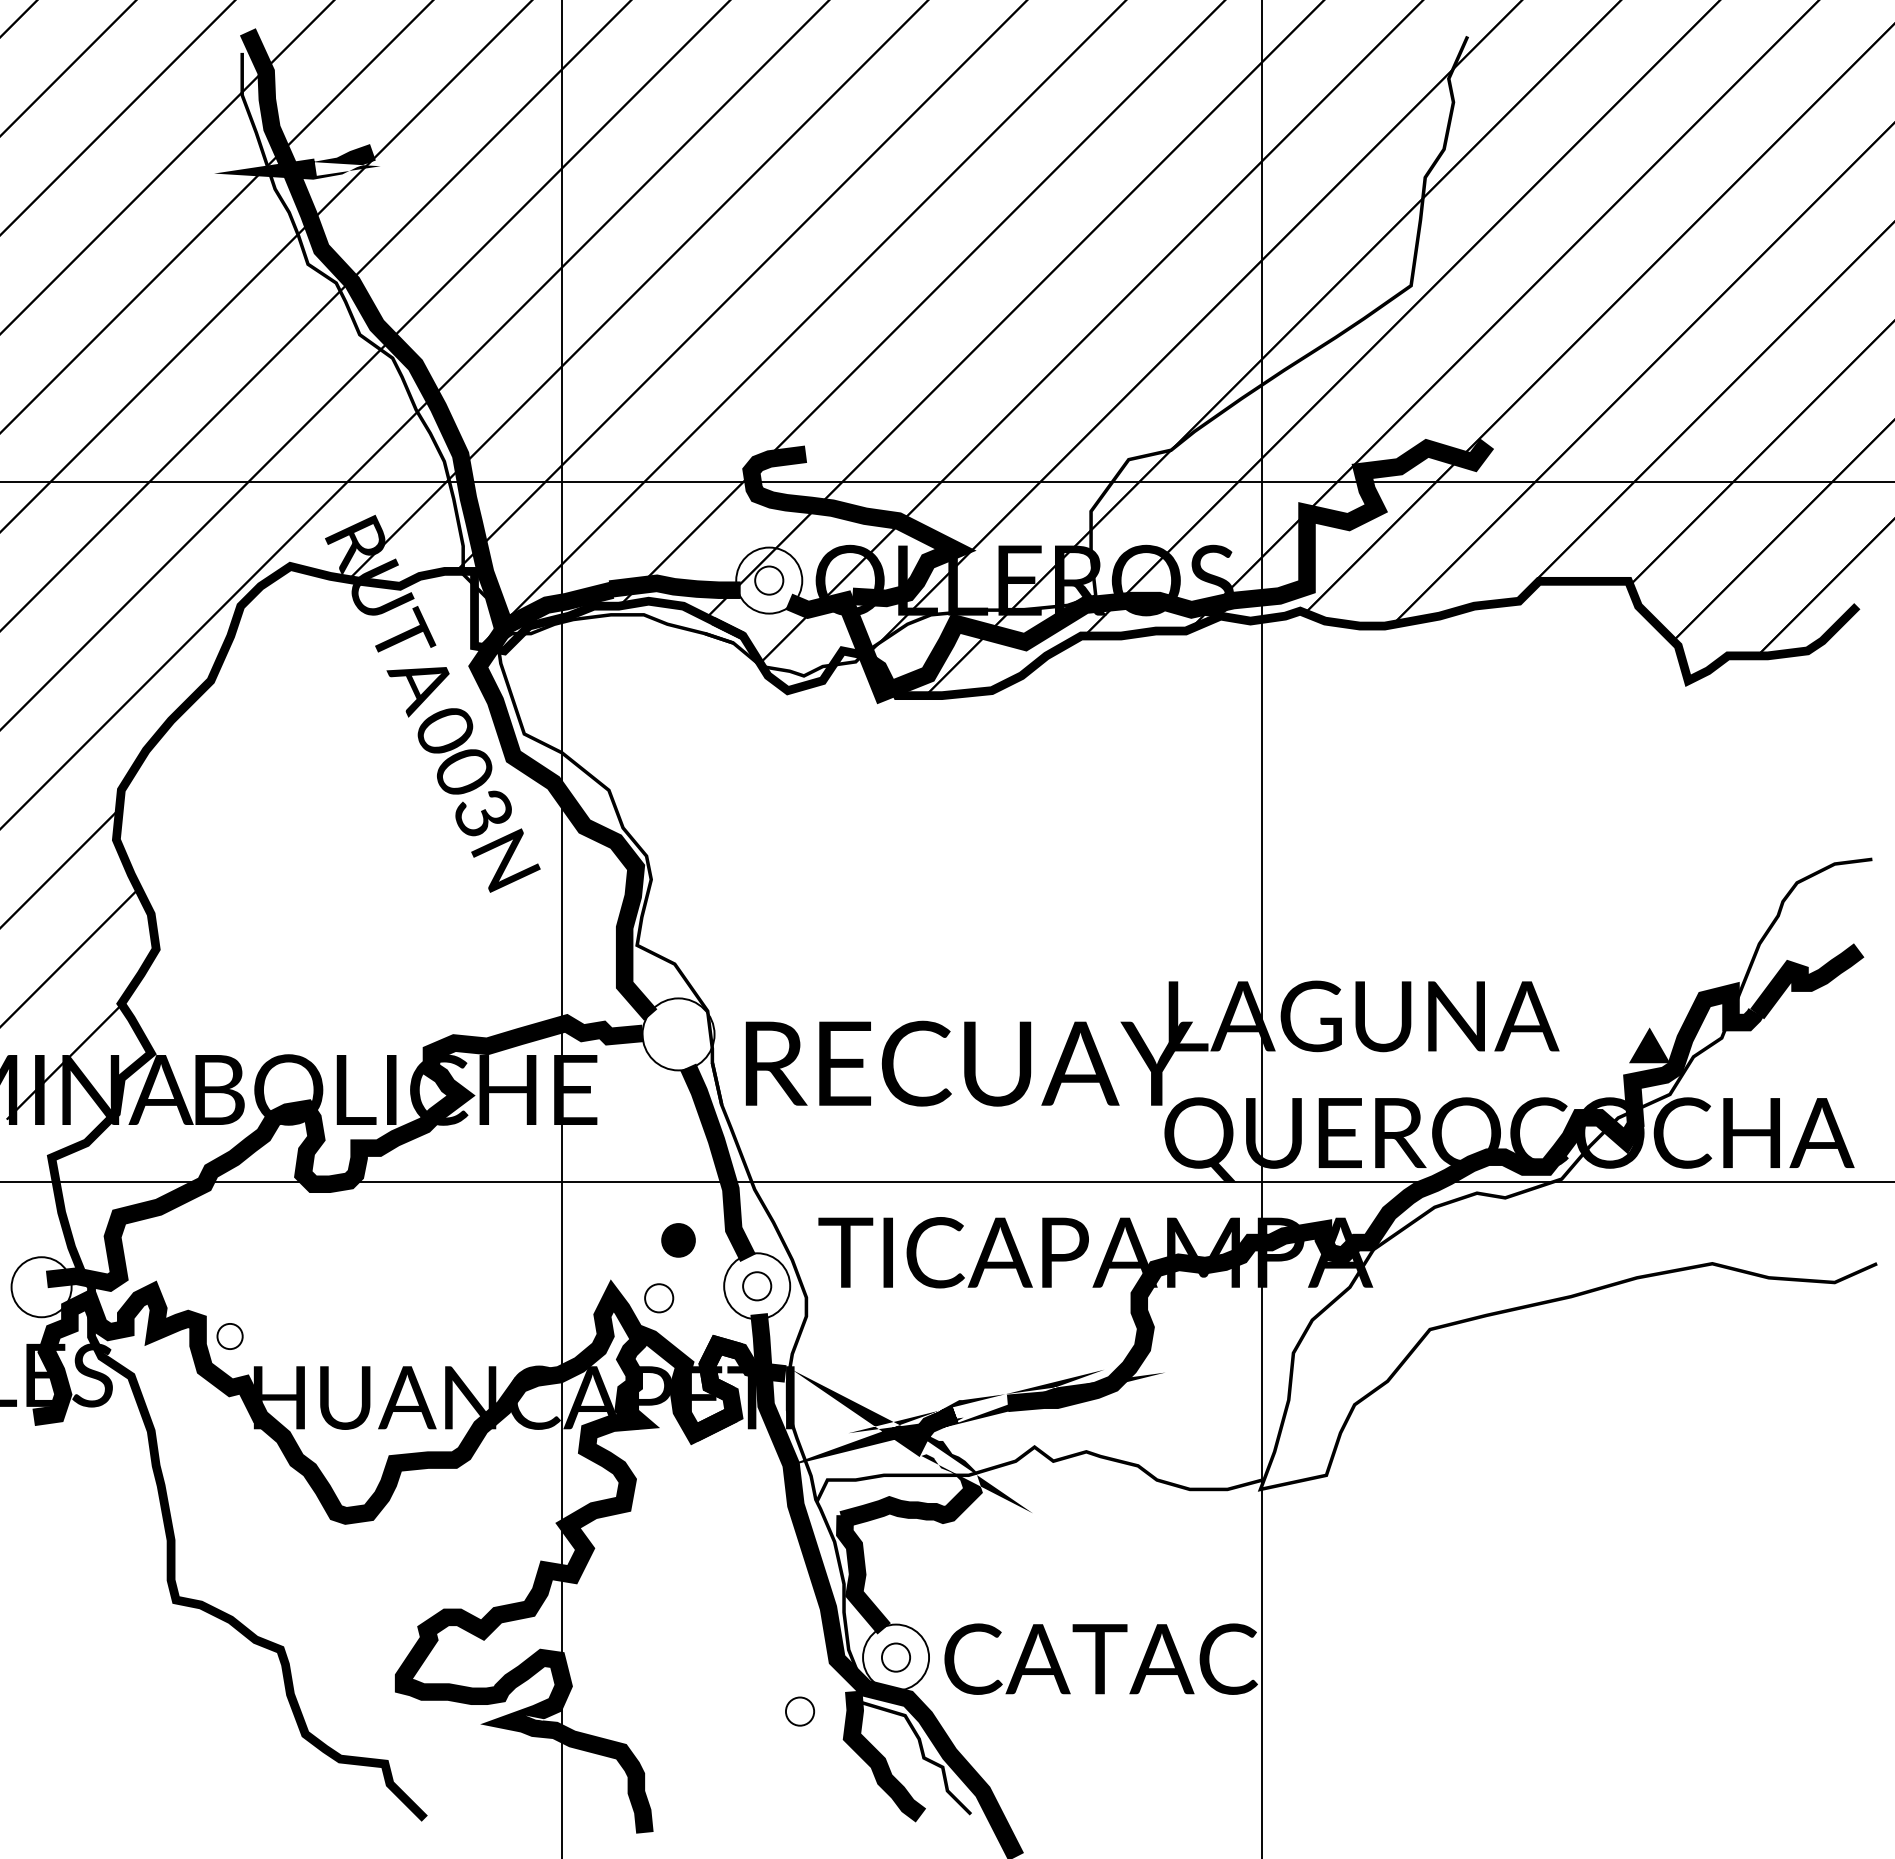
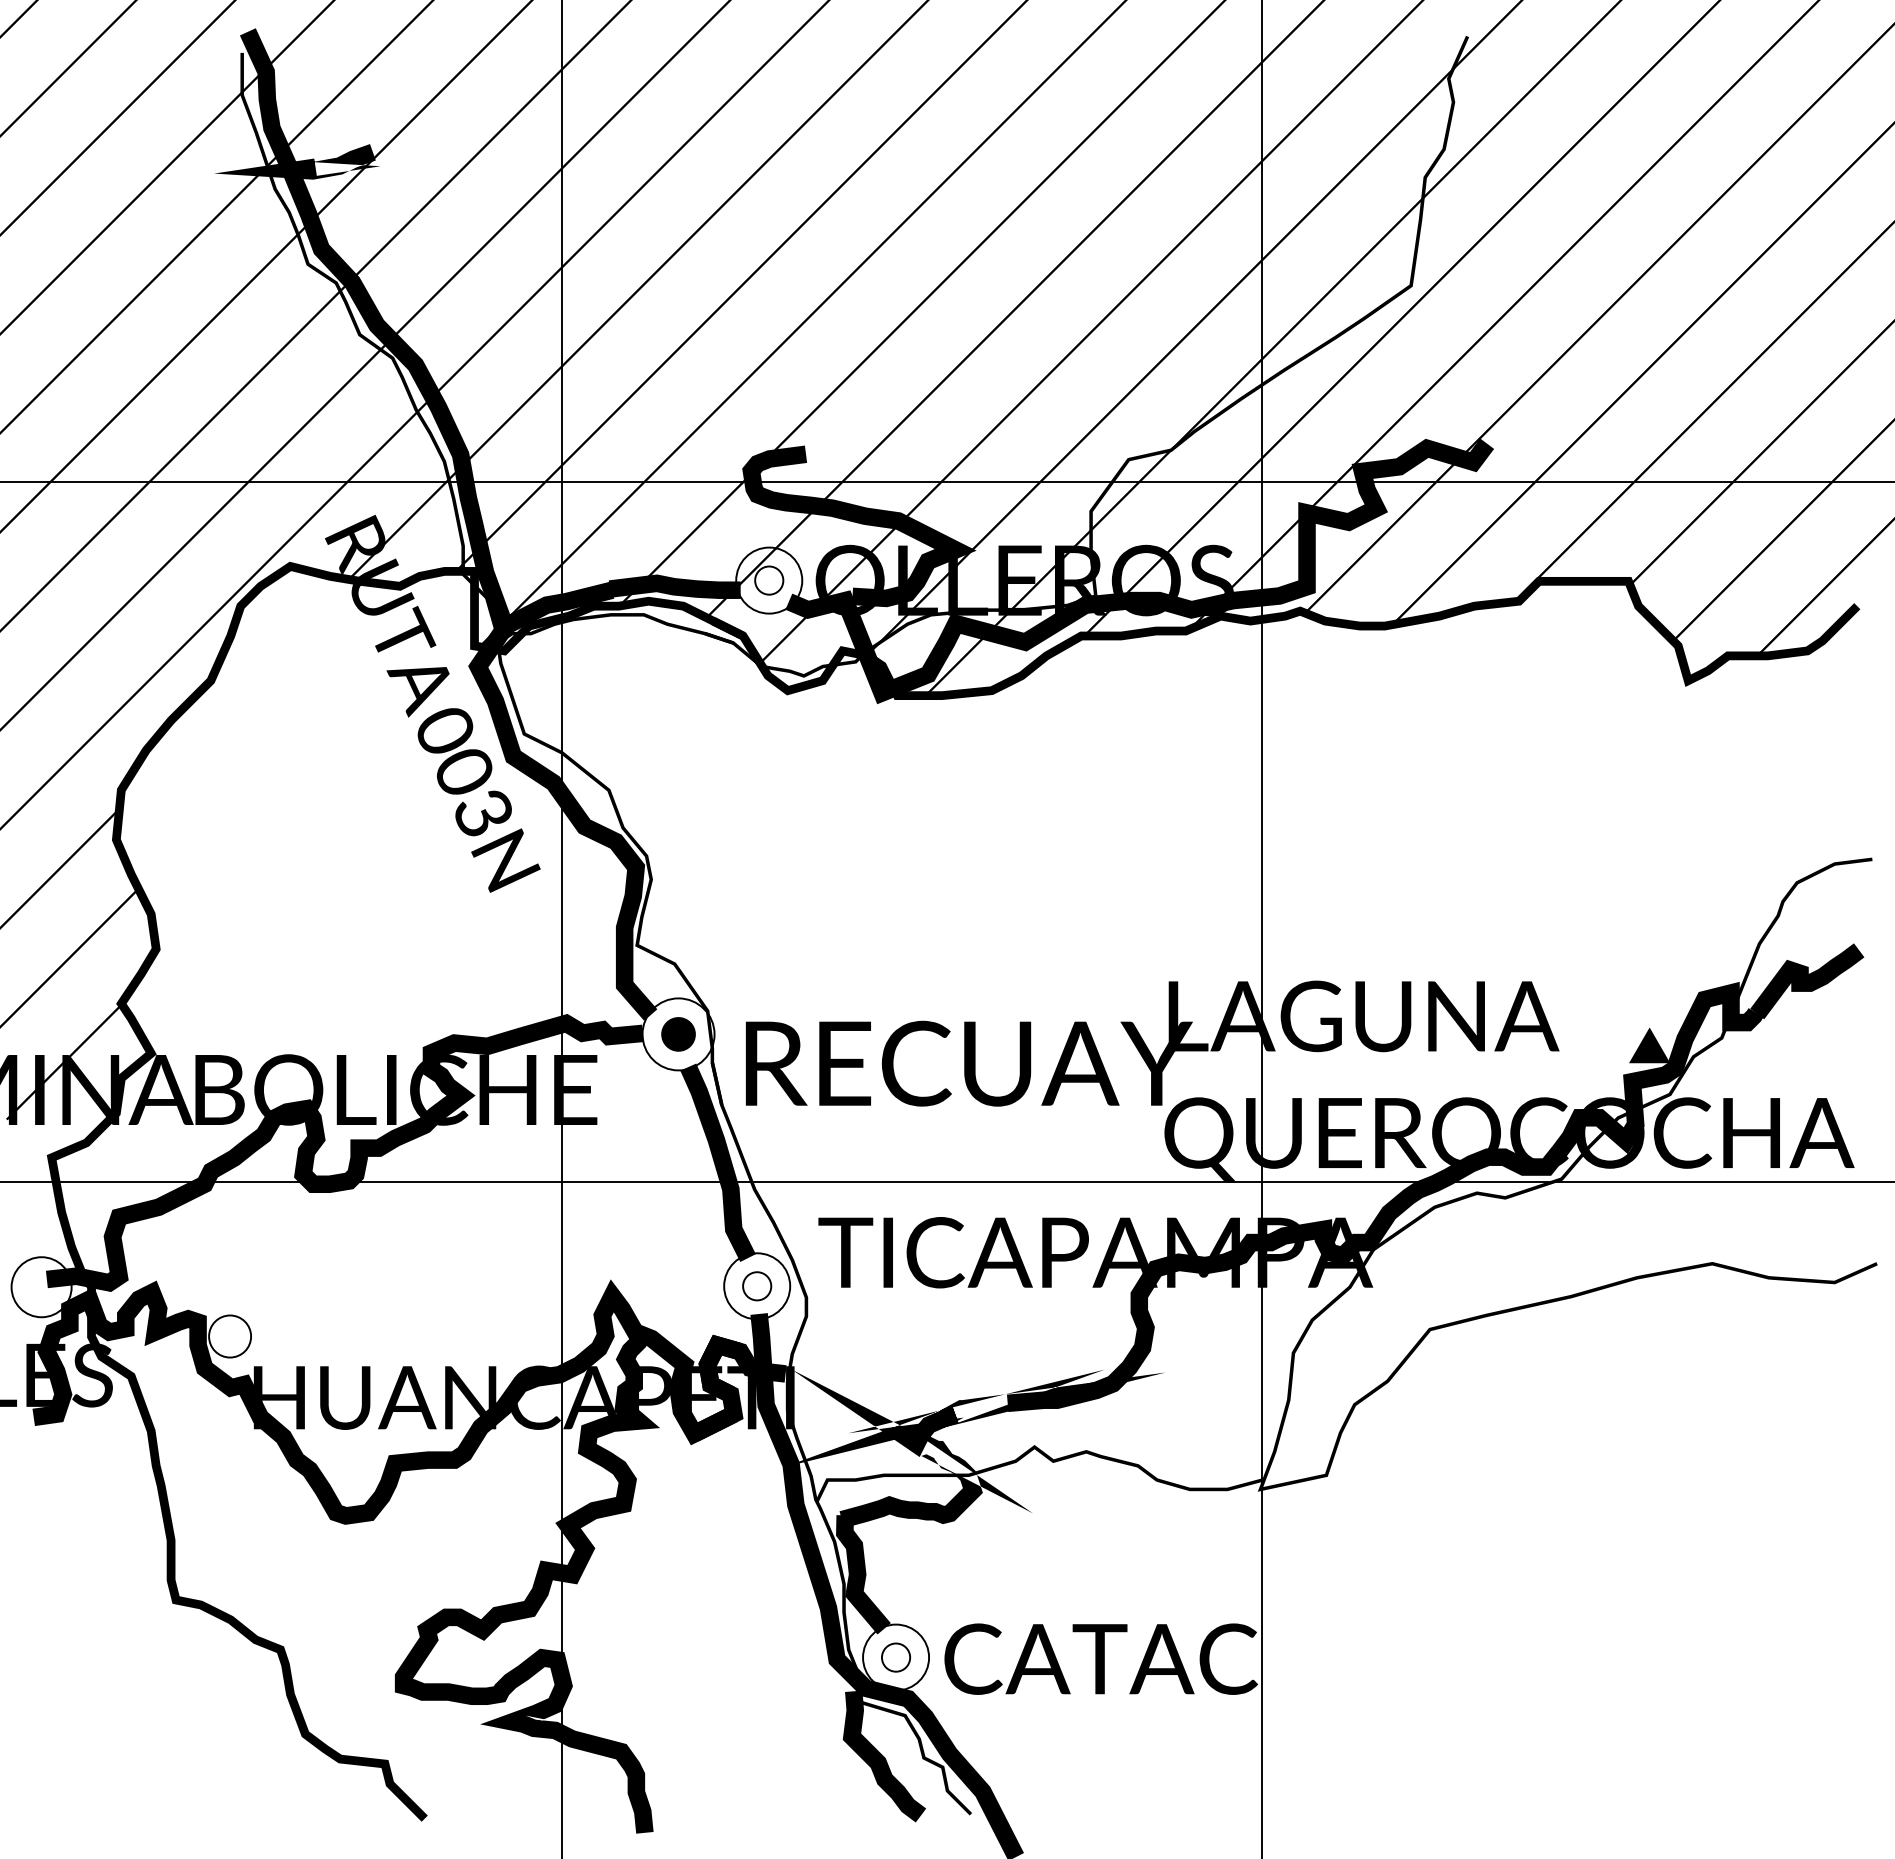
part position: (678, 1240) -> (678, 1034) (678, 1034)
circle: present -> none (659, 1298)
circle diameter: 25 px -> 42 px (230, 1336)
circle: present -> none (799, 1711)
